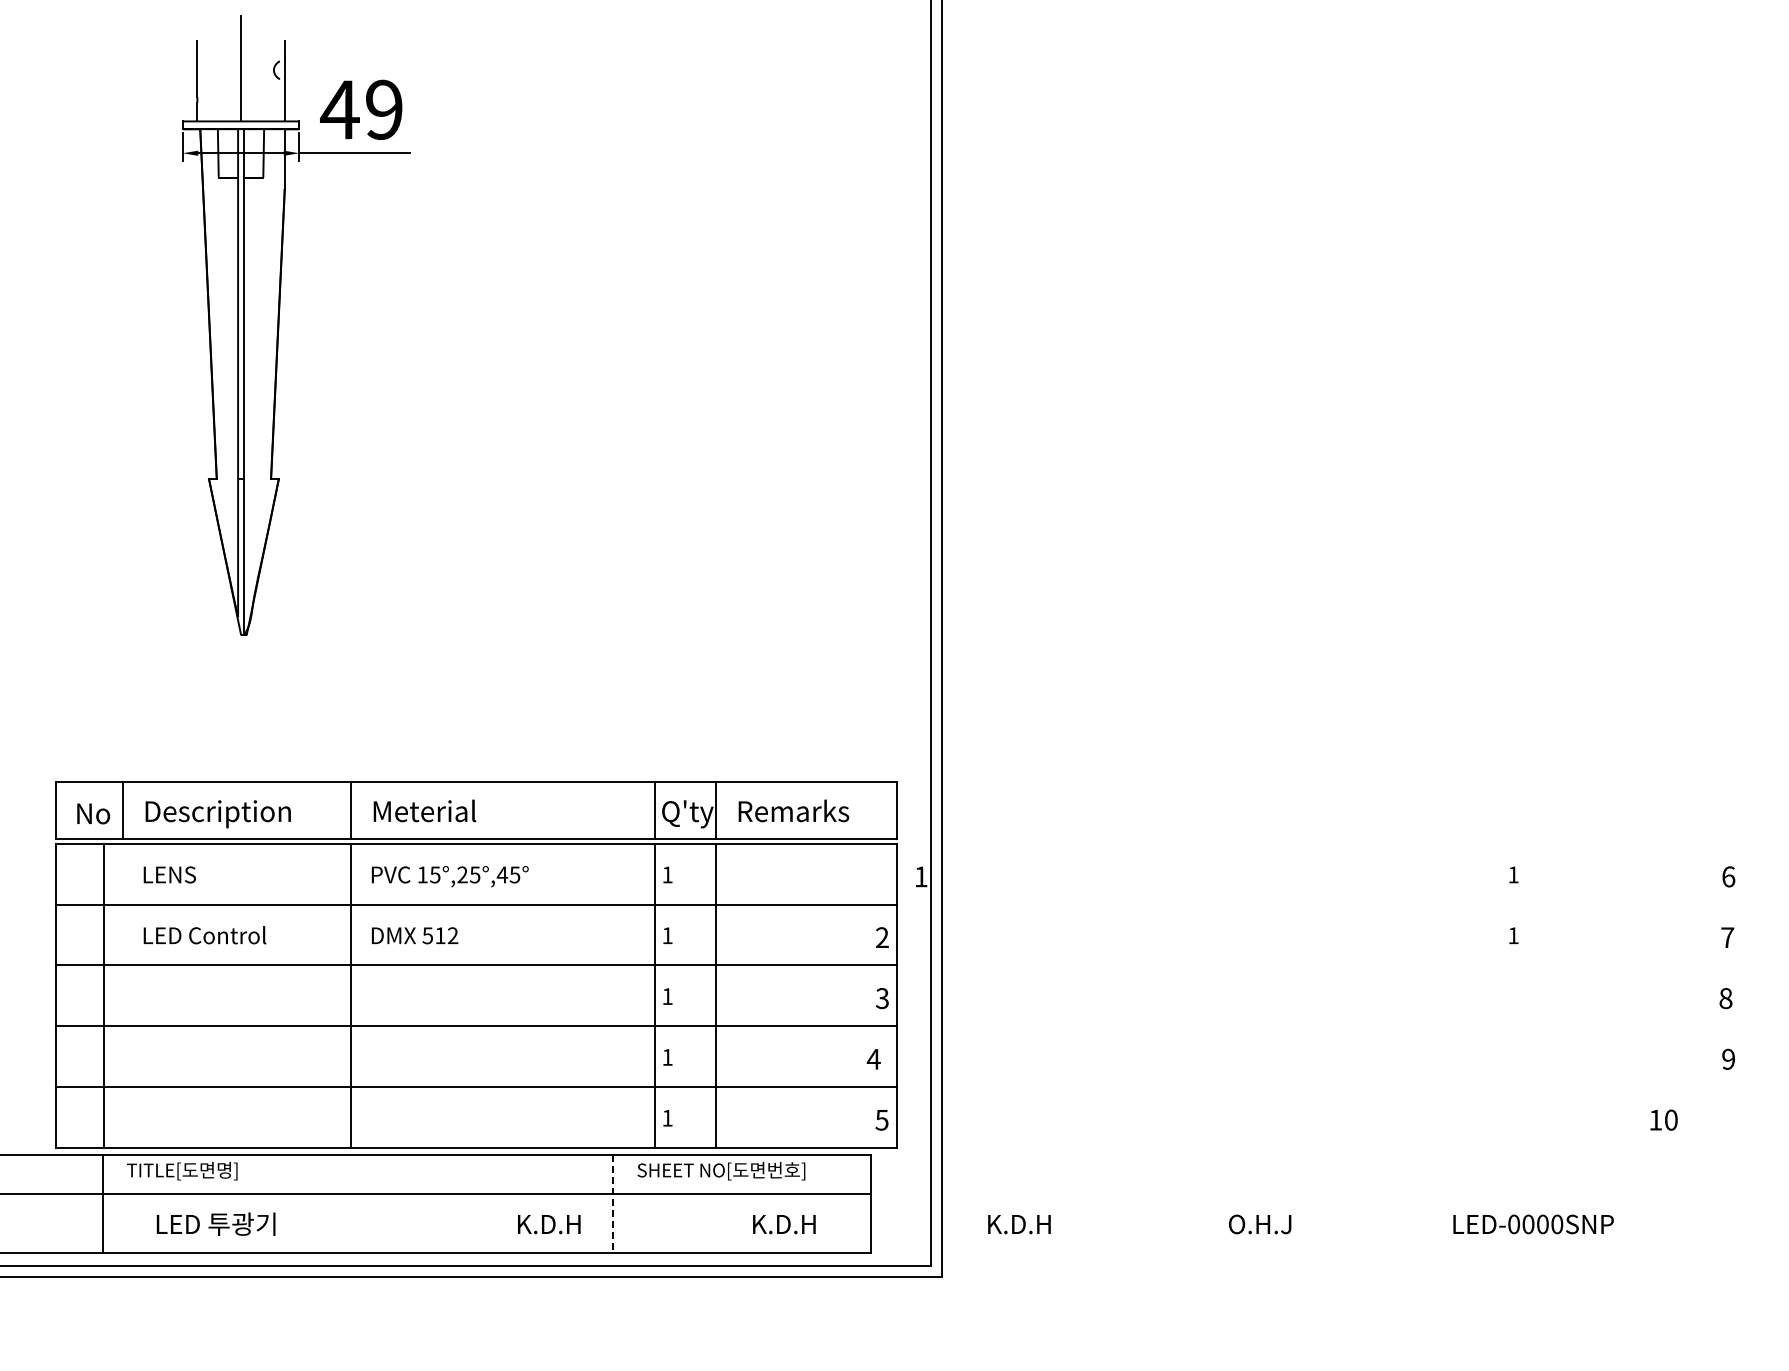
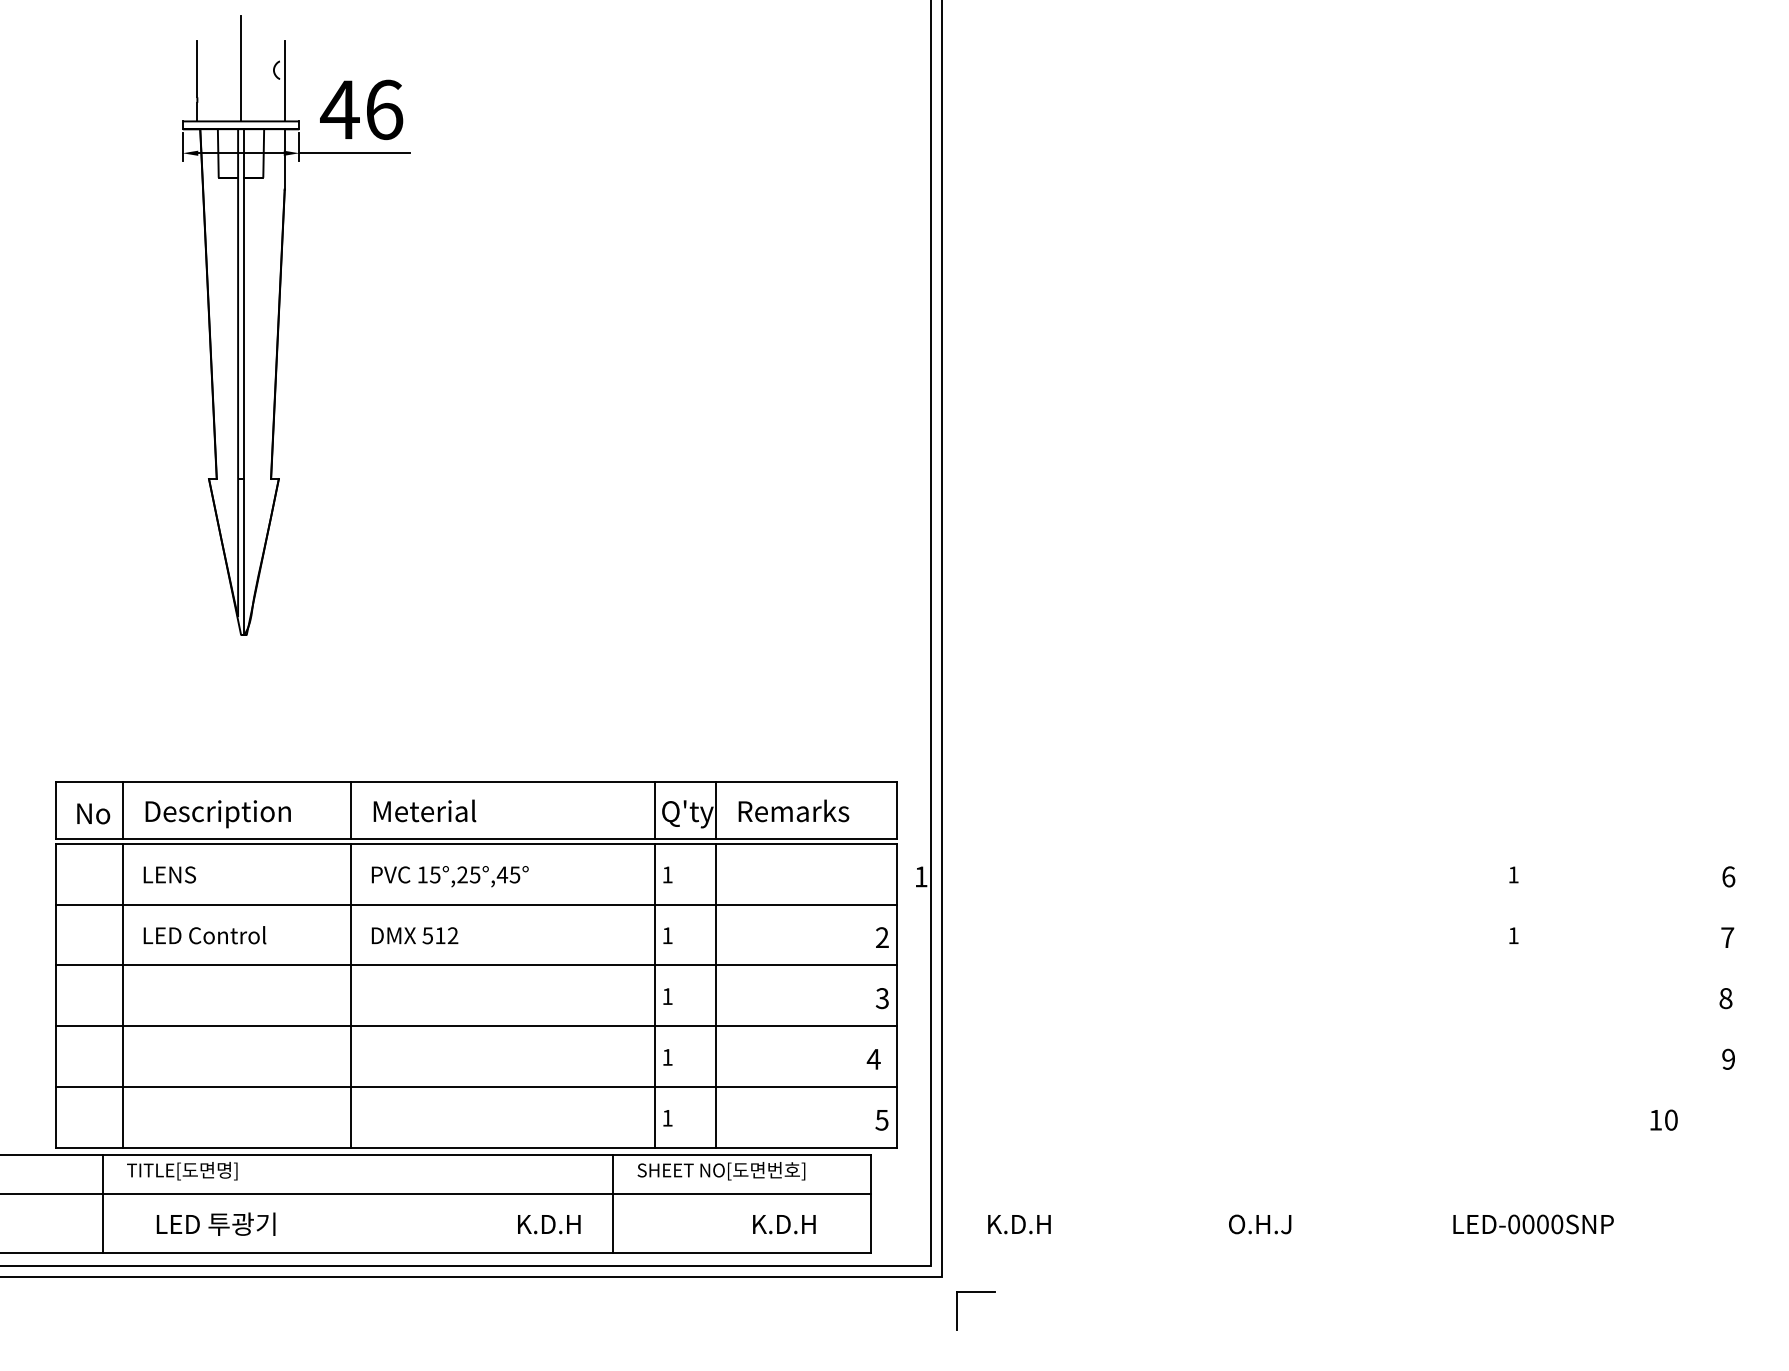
text: 49 -> 46 (384, 109)
line position: (103, 995) -> (122, 995) (122, 995)
line: dashed -> solid (612, 1204)
part: none -> present (975, 1292)
